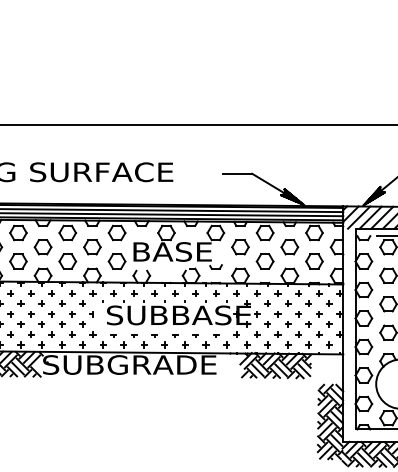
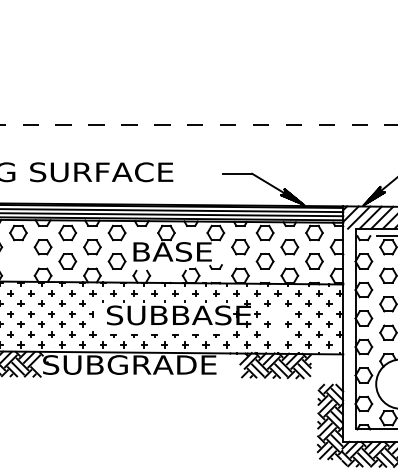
line: solid -> dashed (199, 125)
part: present -> none (18, 261)
part: present -> none (277, 314)
part: present -> none (277, 334)
